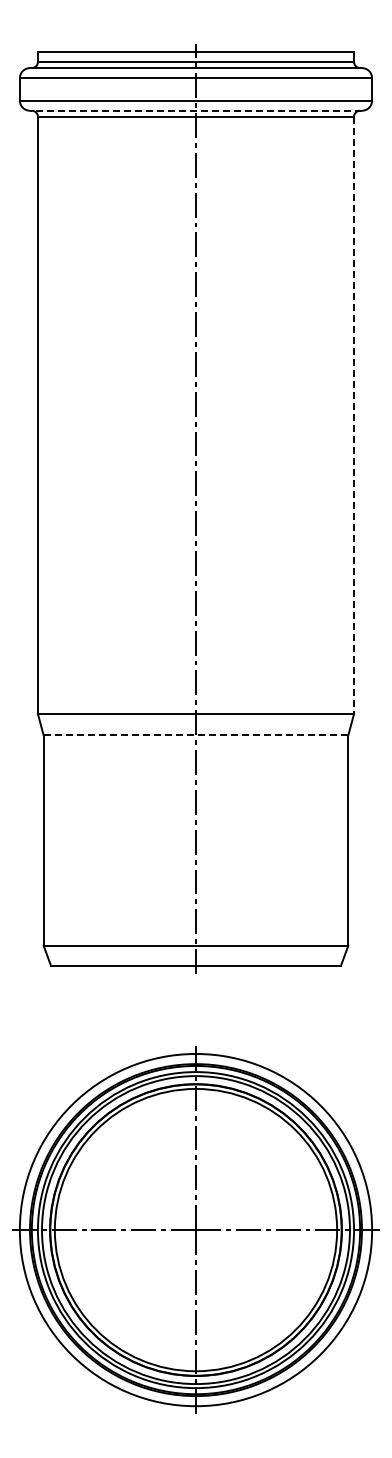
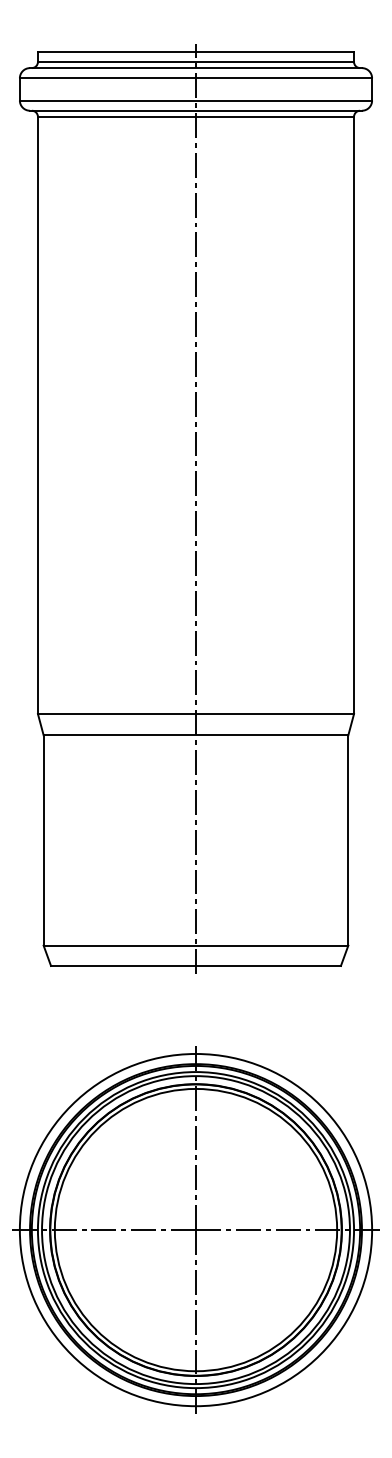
line: dashed -> solid (196, 110)
line: dashed -> solid (354, 415)
line: dashed -> solid (196, 735)
